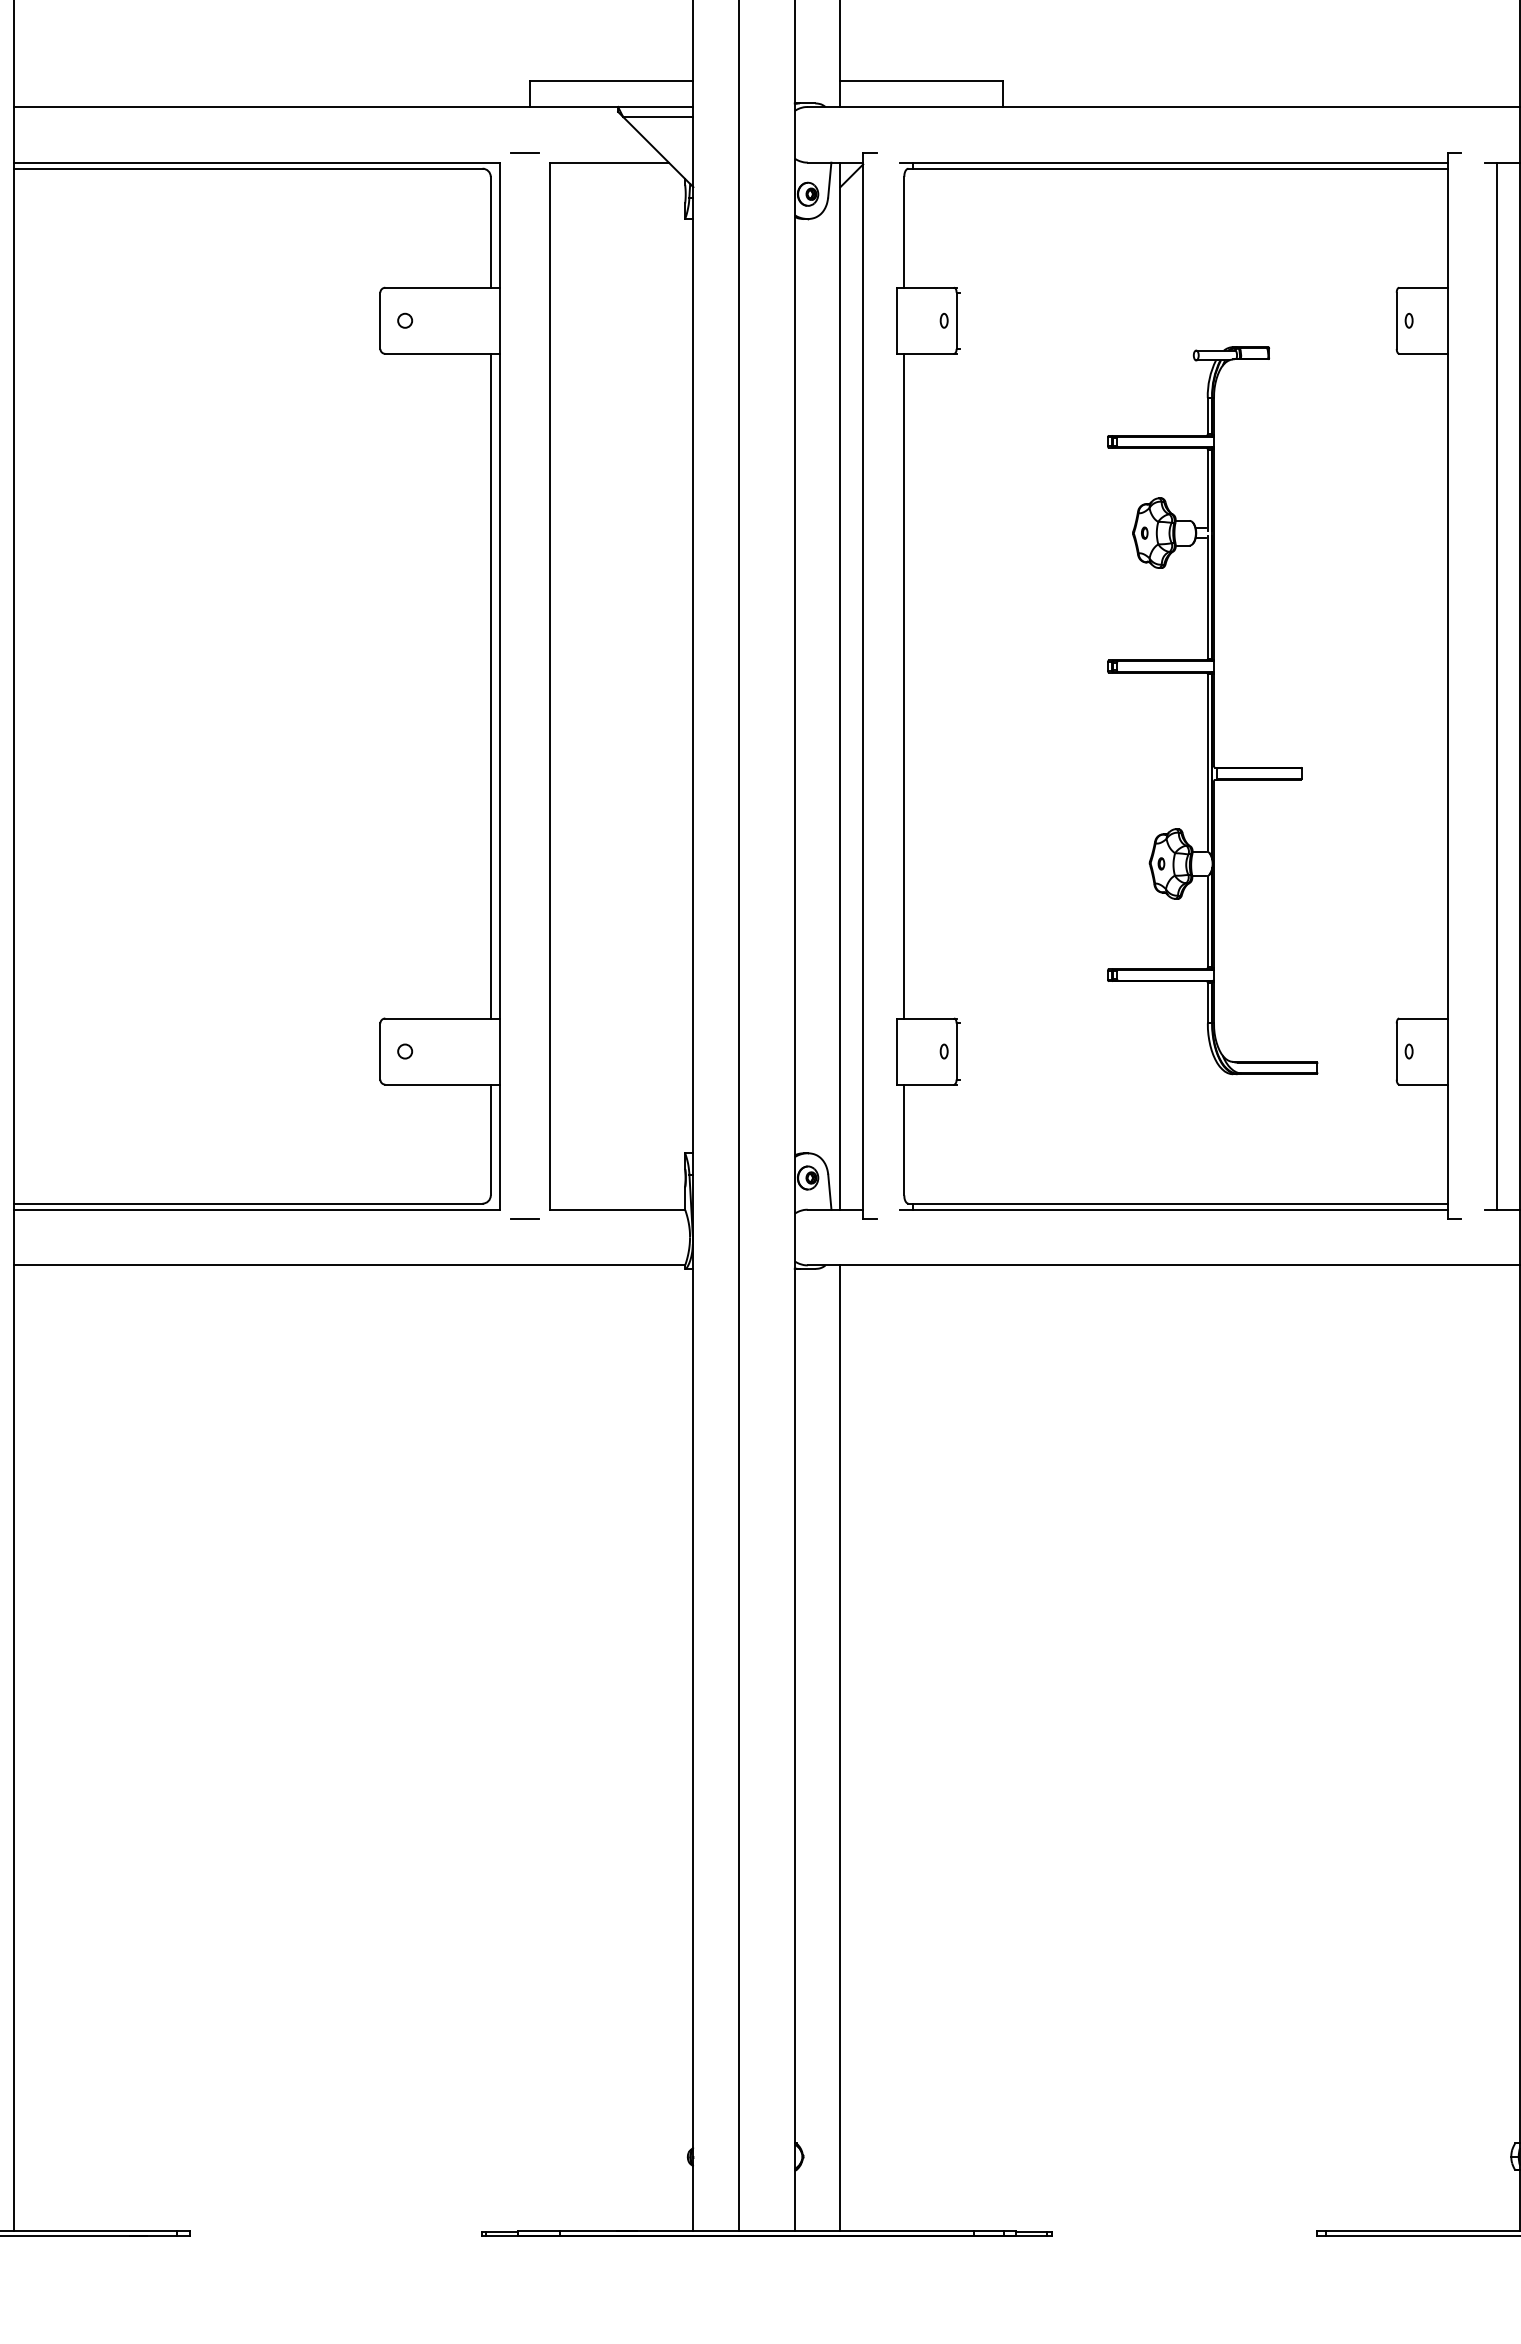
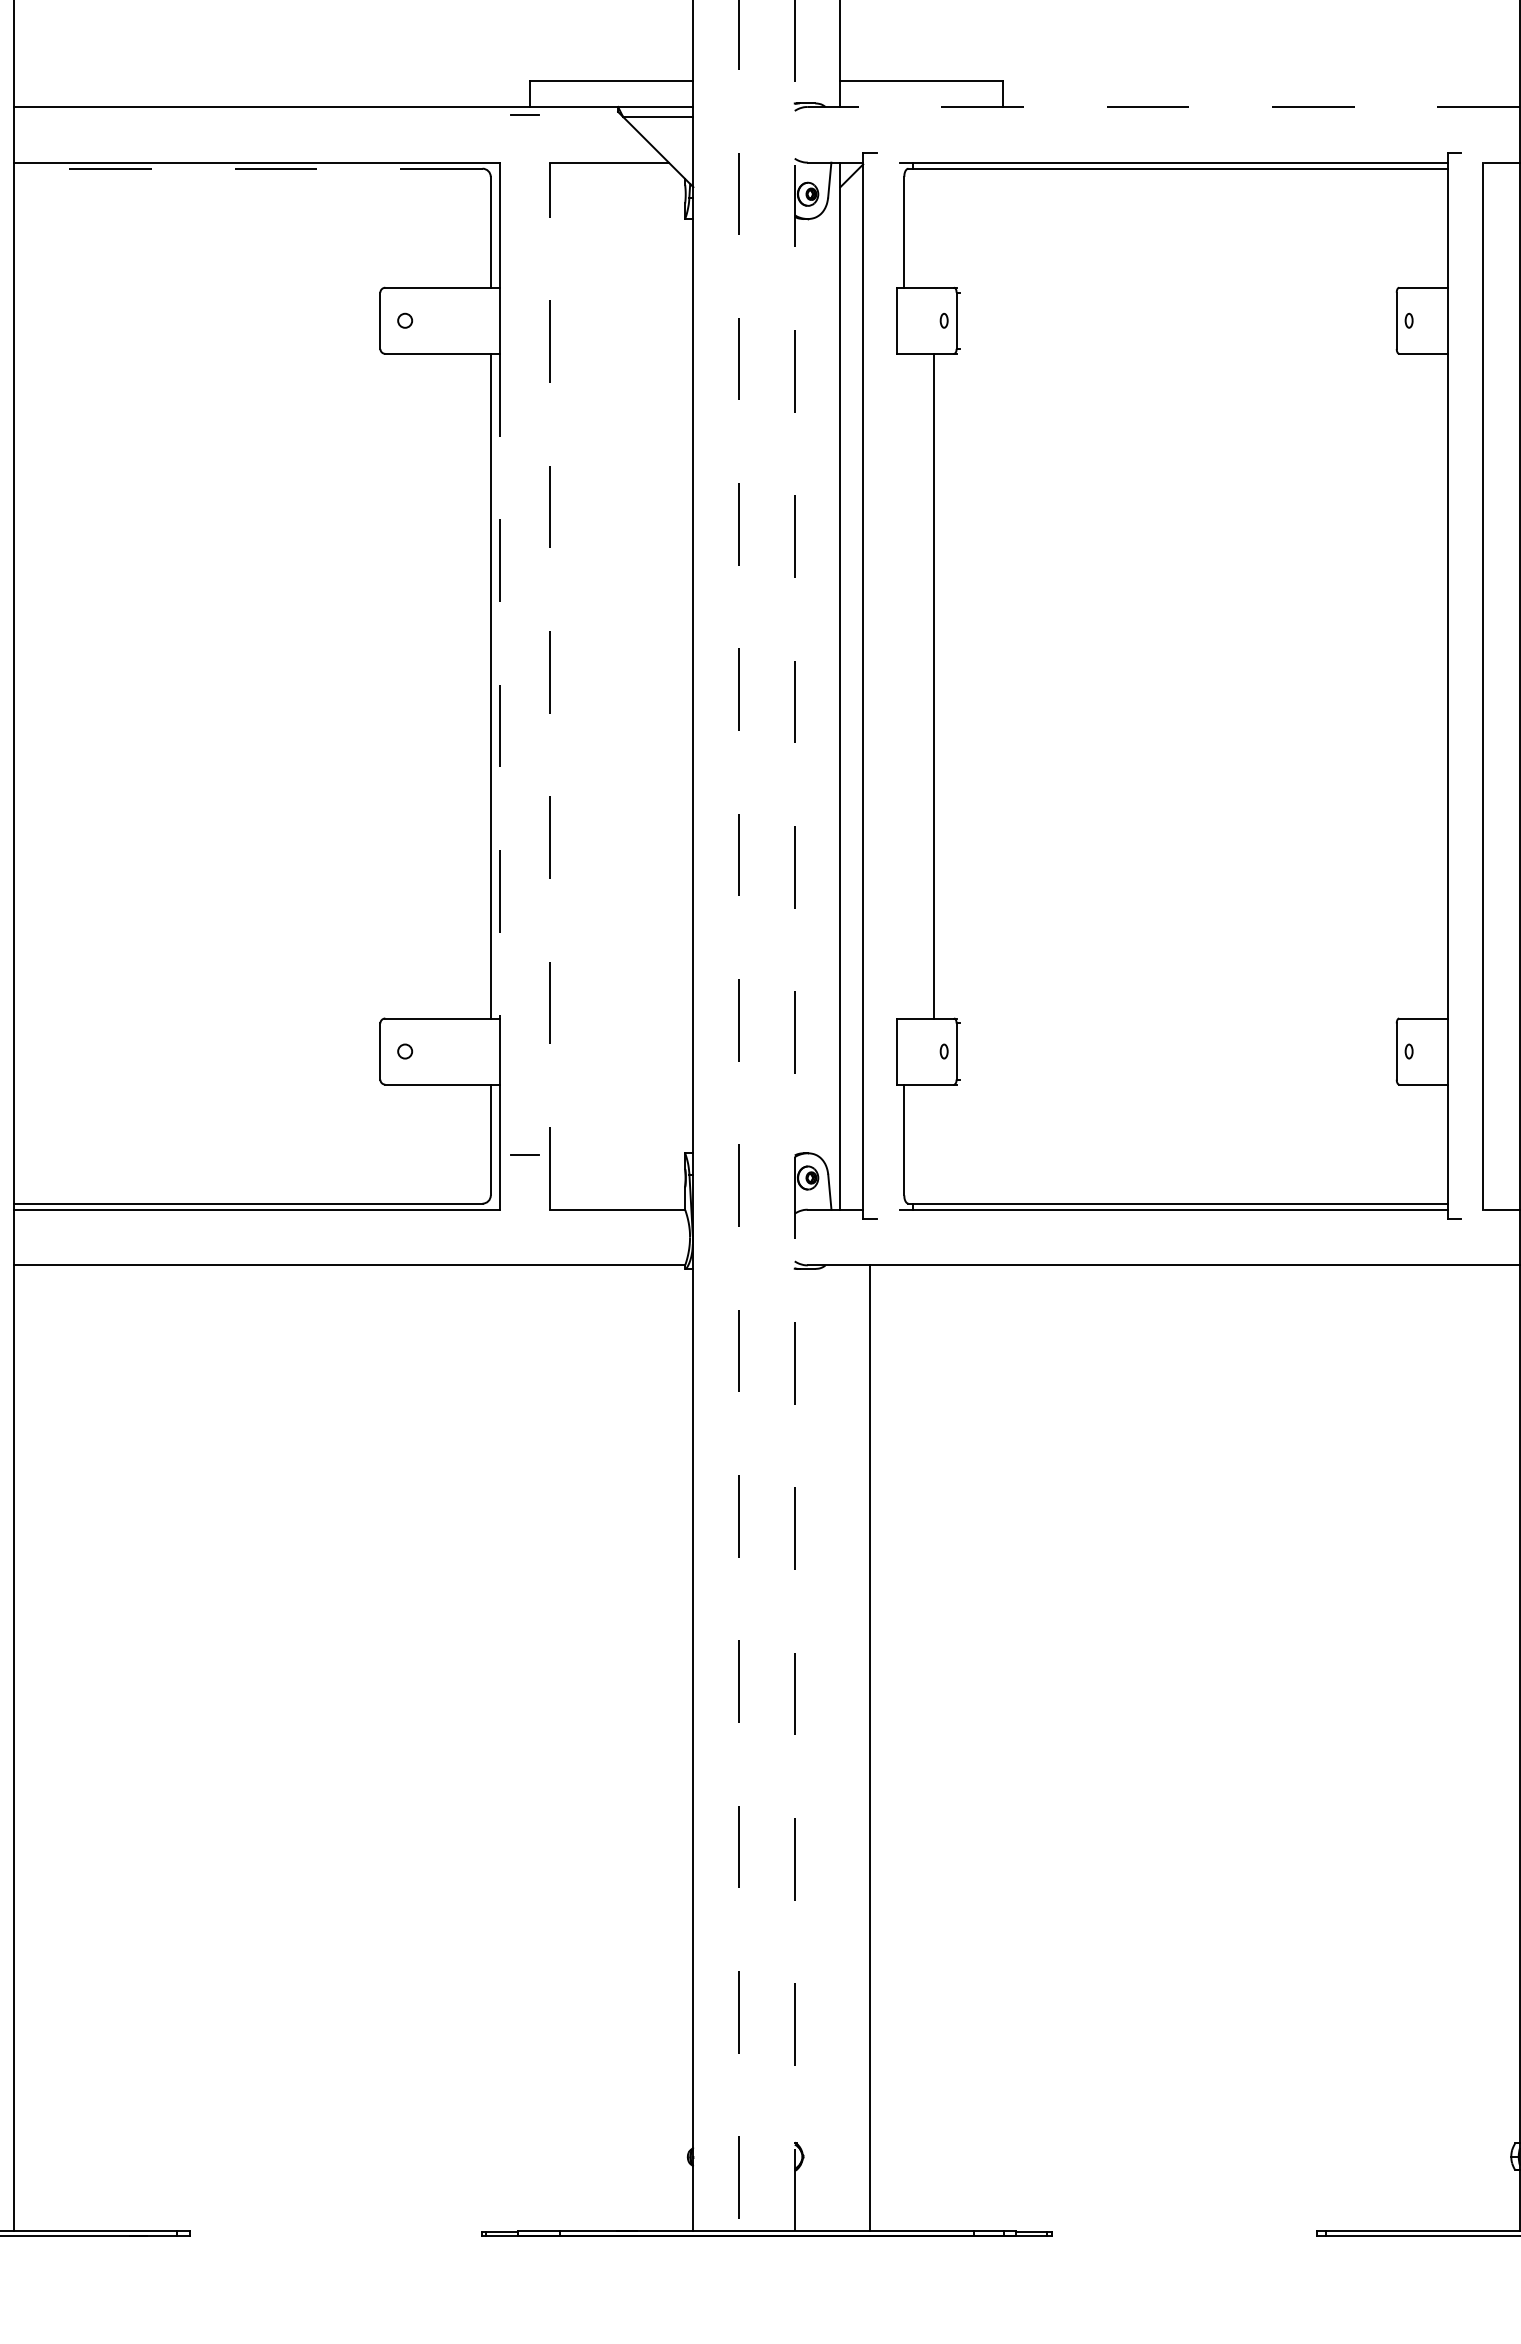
line: solid -> dashed (1163, 106)
line position: (524, 152) -> (524, 114) (524, 114)
line: solid -> dashed (247, 168)
line position: (904, 685) -> (934, 685) (934, 685)
line position: (1497, 685) -> (1483, 685) (1483, 685)
line: solid -> dashed (499, 686)
line: solid -> dashed (549, 686)
part: present -> none (1212, 710)
line: solid -> dashed (794, 1115)
line: solid -> dashed (739, 1116)
line position: (524, 1218) -> (524, 1154) (524, 1154)
line position: (840, 1748) -> (870, 1748) (870, 1748)
